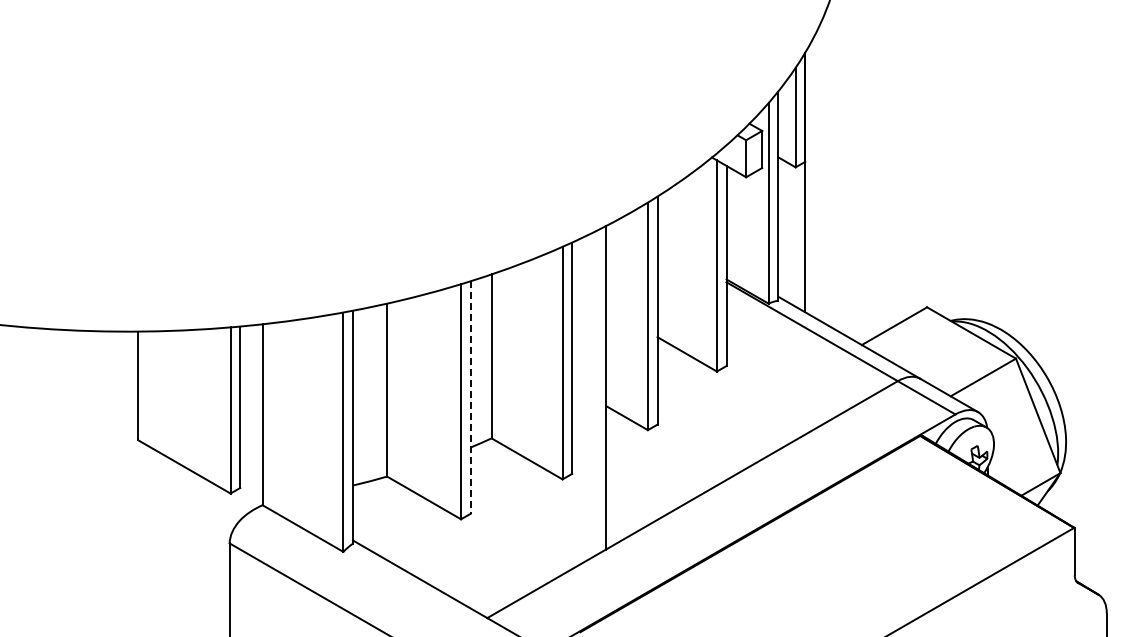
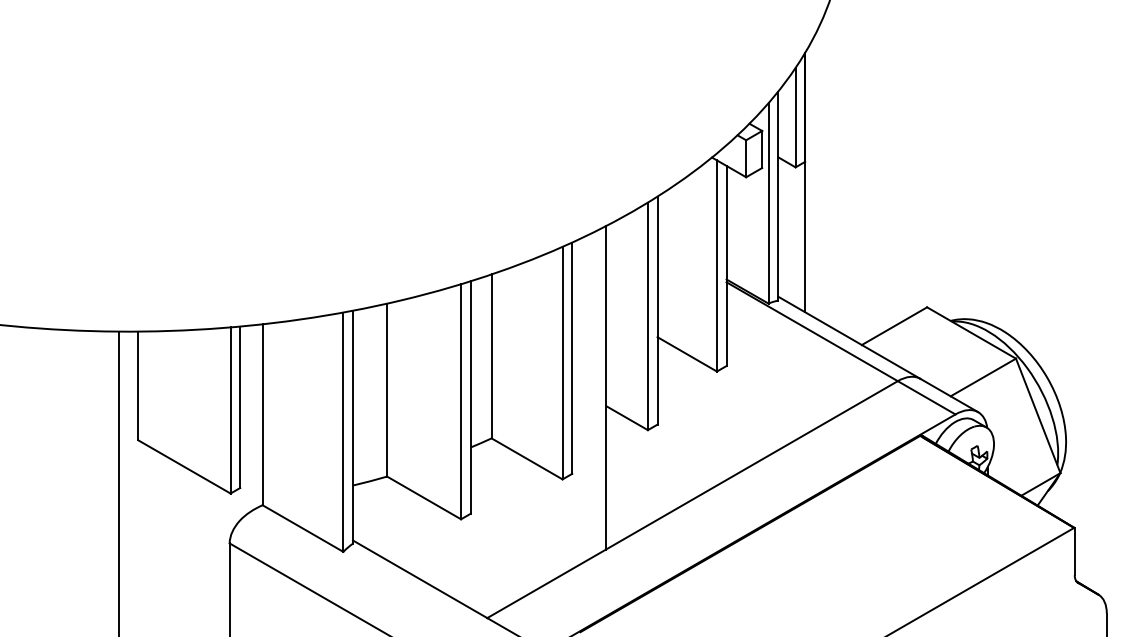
line: dashed -> solid (470, 398)
line: none -> present (118, 482)
